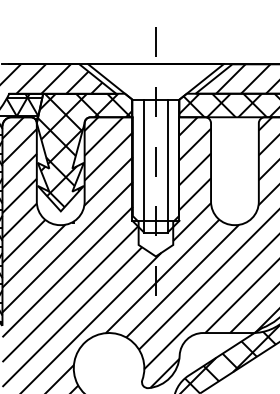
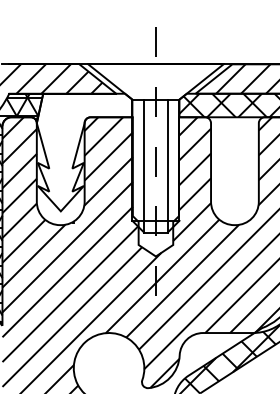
hatch: present -> none (84, 150)
